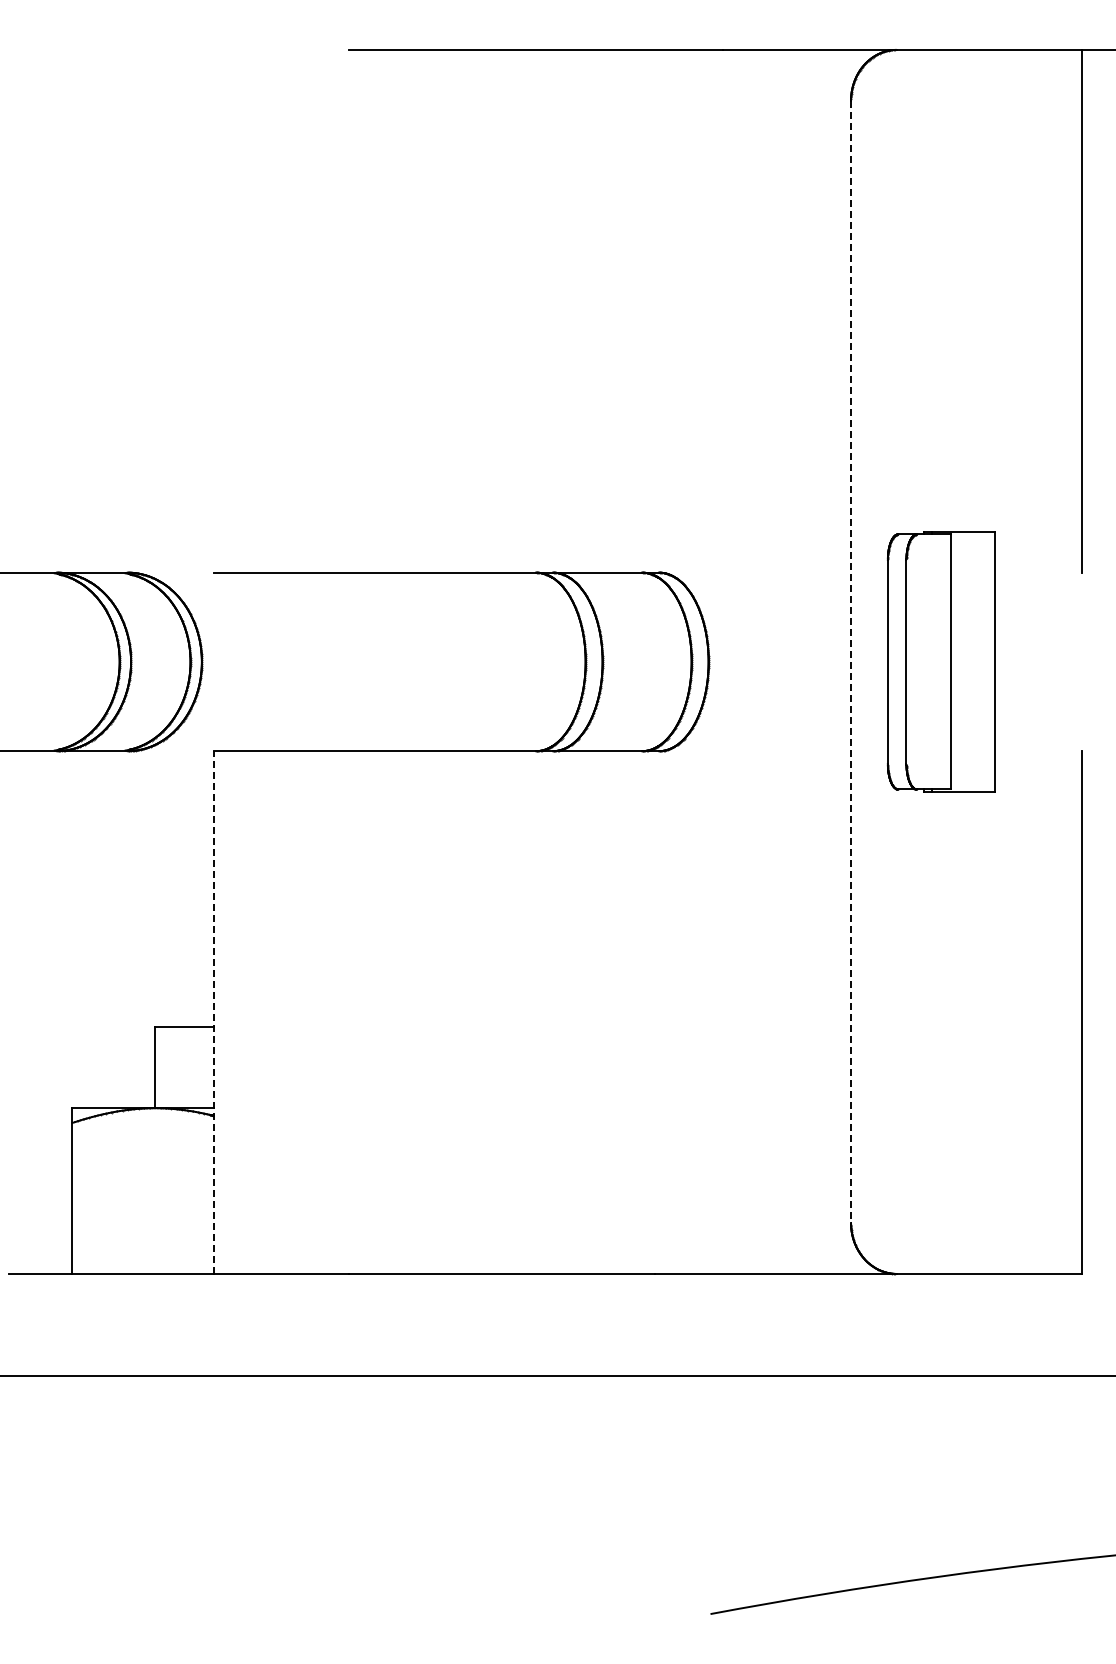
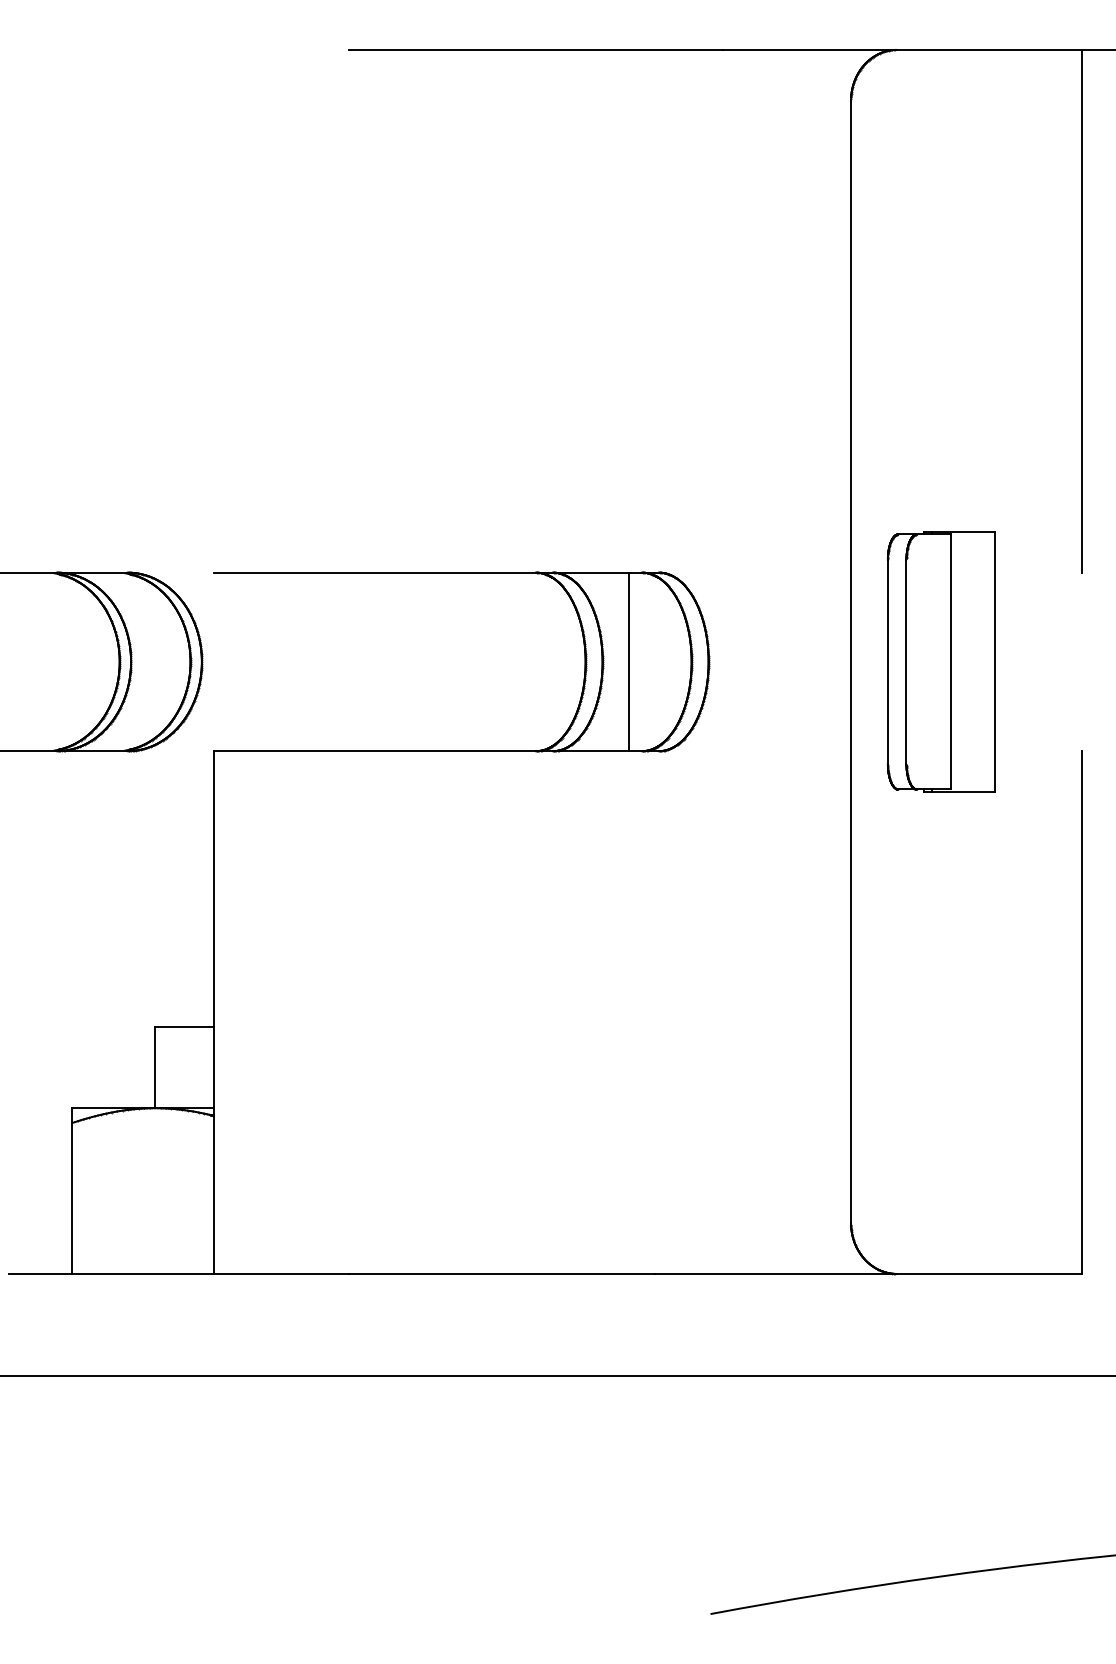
line: none -> present (628, 661)
line: dashed -> solid (851, 662)
line: dashed -> solid (213, 1012)
